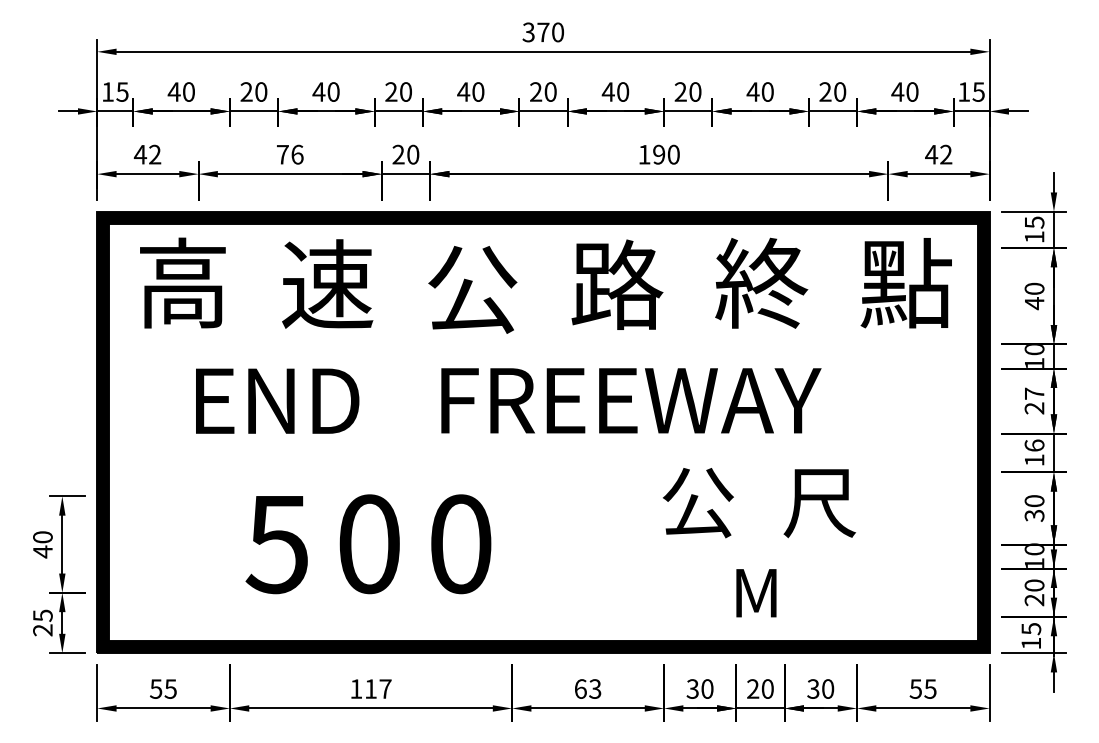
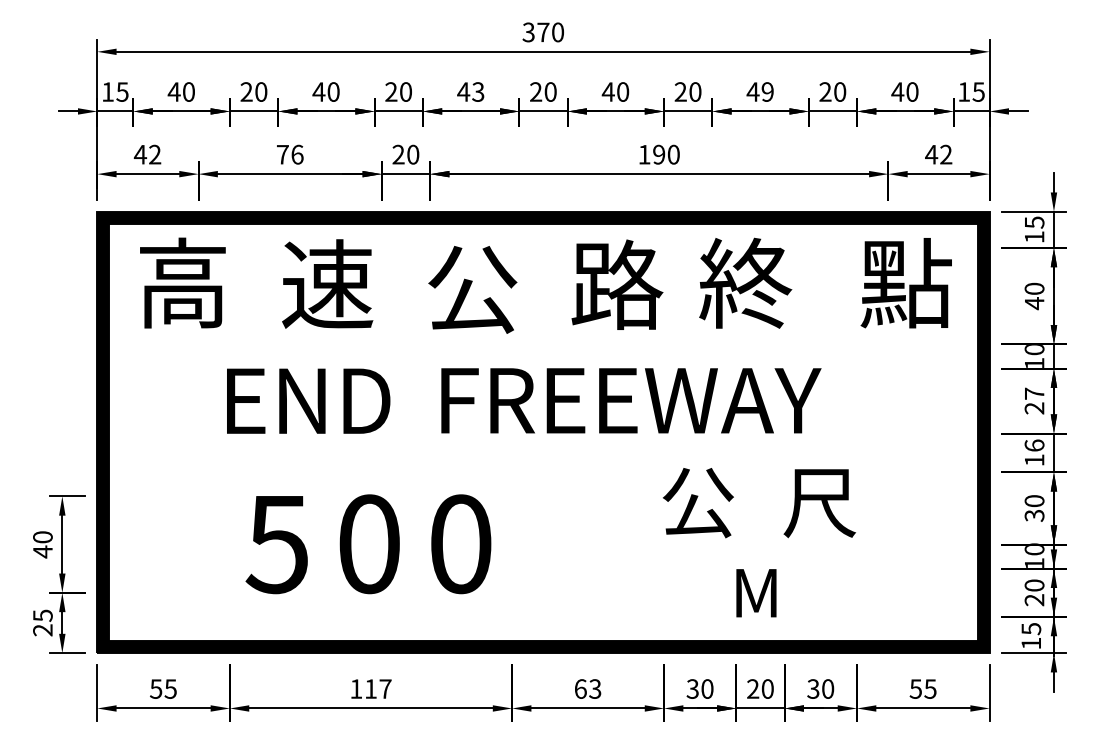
text: 40 -> 43 (478, 91)
text: 40 -> 49 (767, 91)
text position: (761, 282) -> (745, 282) (745, 282)
text position: (277, 400) -> (308, 400) (308, 400)
